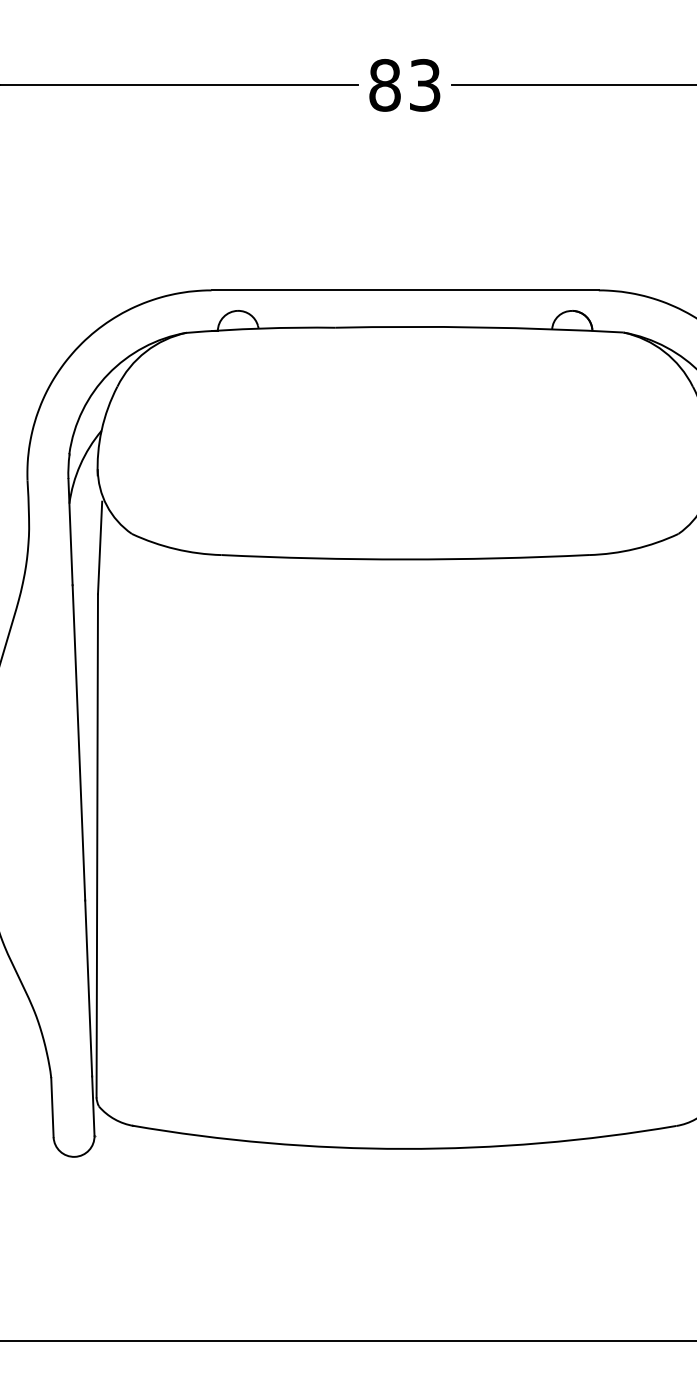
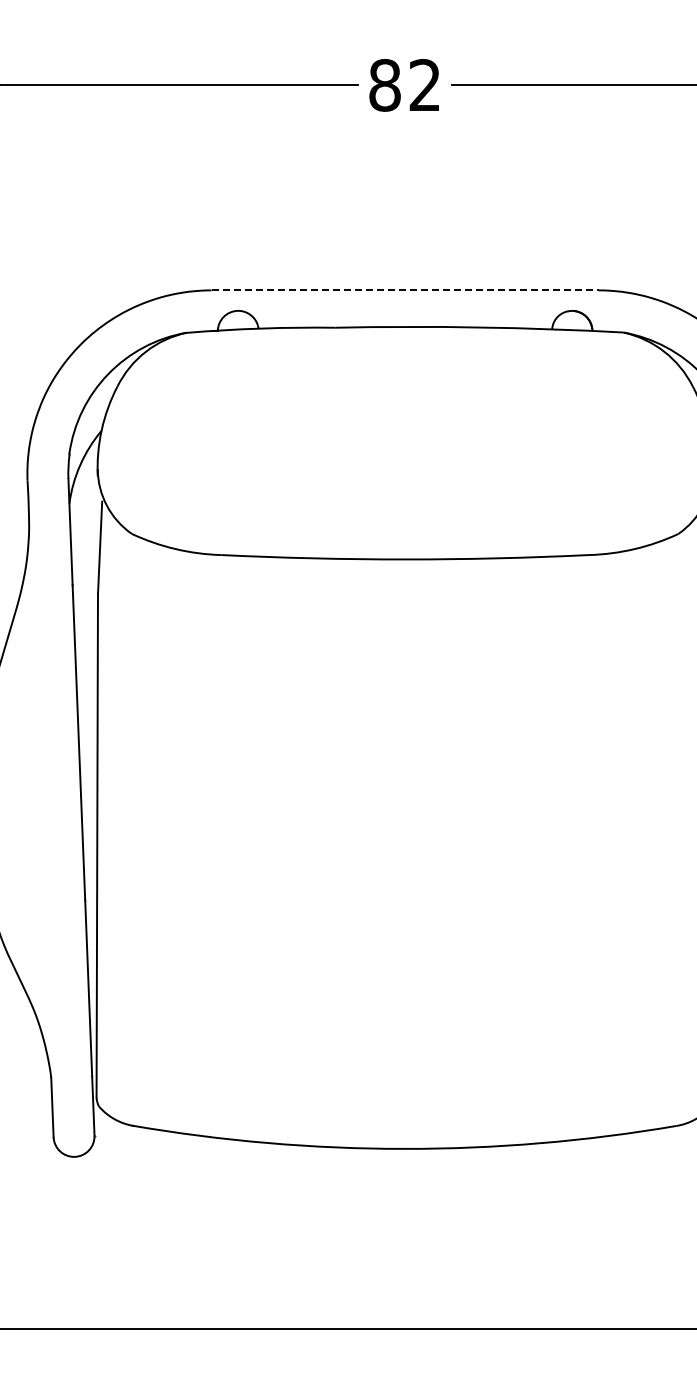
text: 83 -> 82 (424, 85)
line: solid -> dashed (405, 290)
line position: (347, 1341) -> (347, 1329) (347, 1329)
